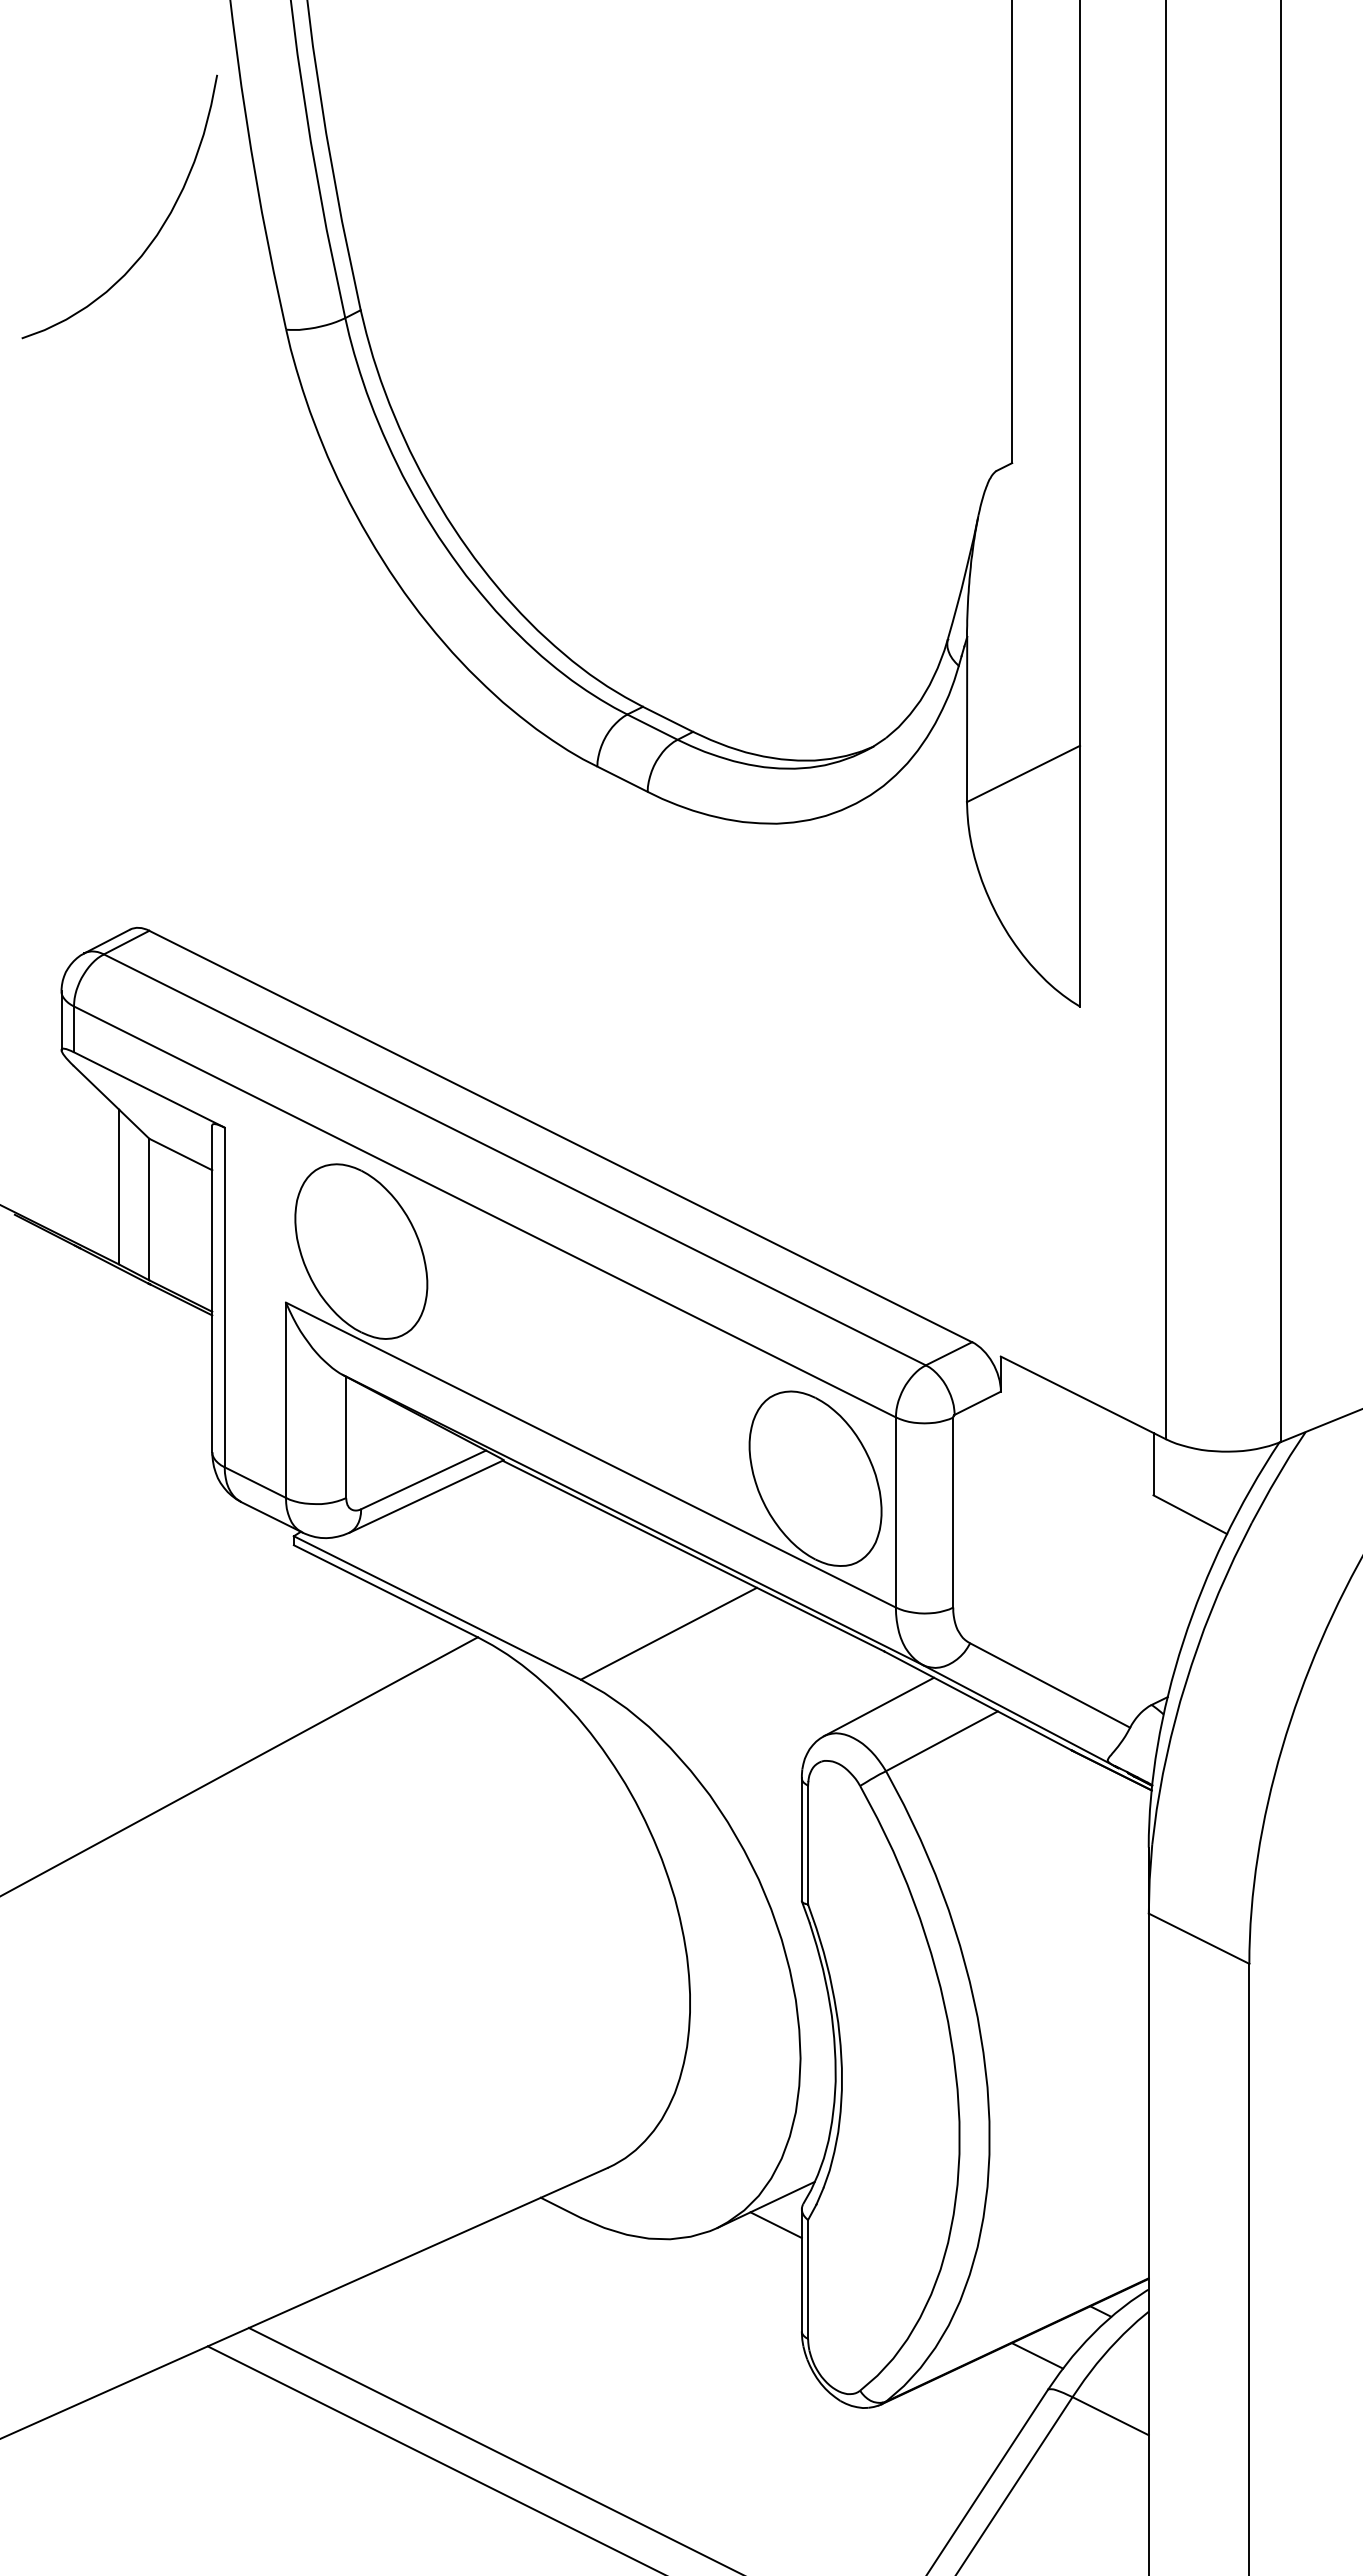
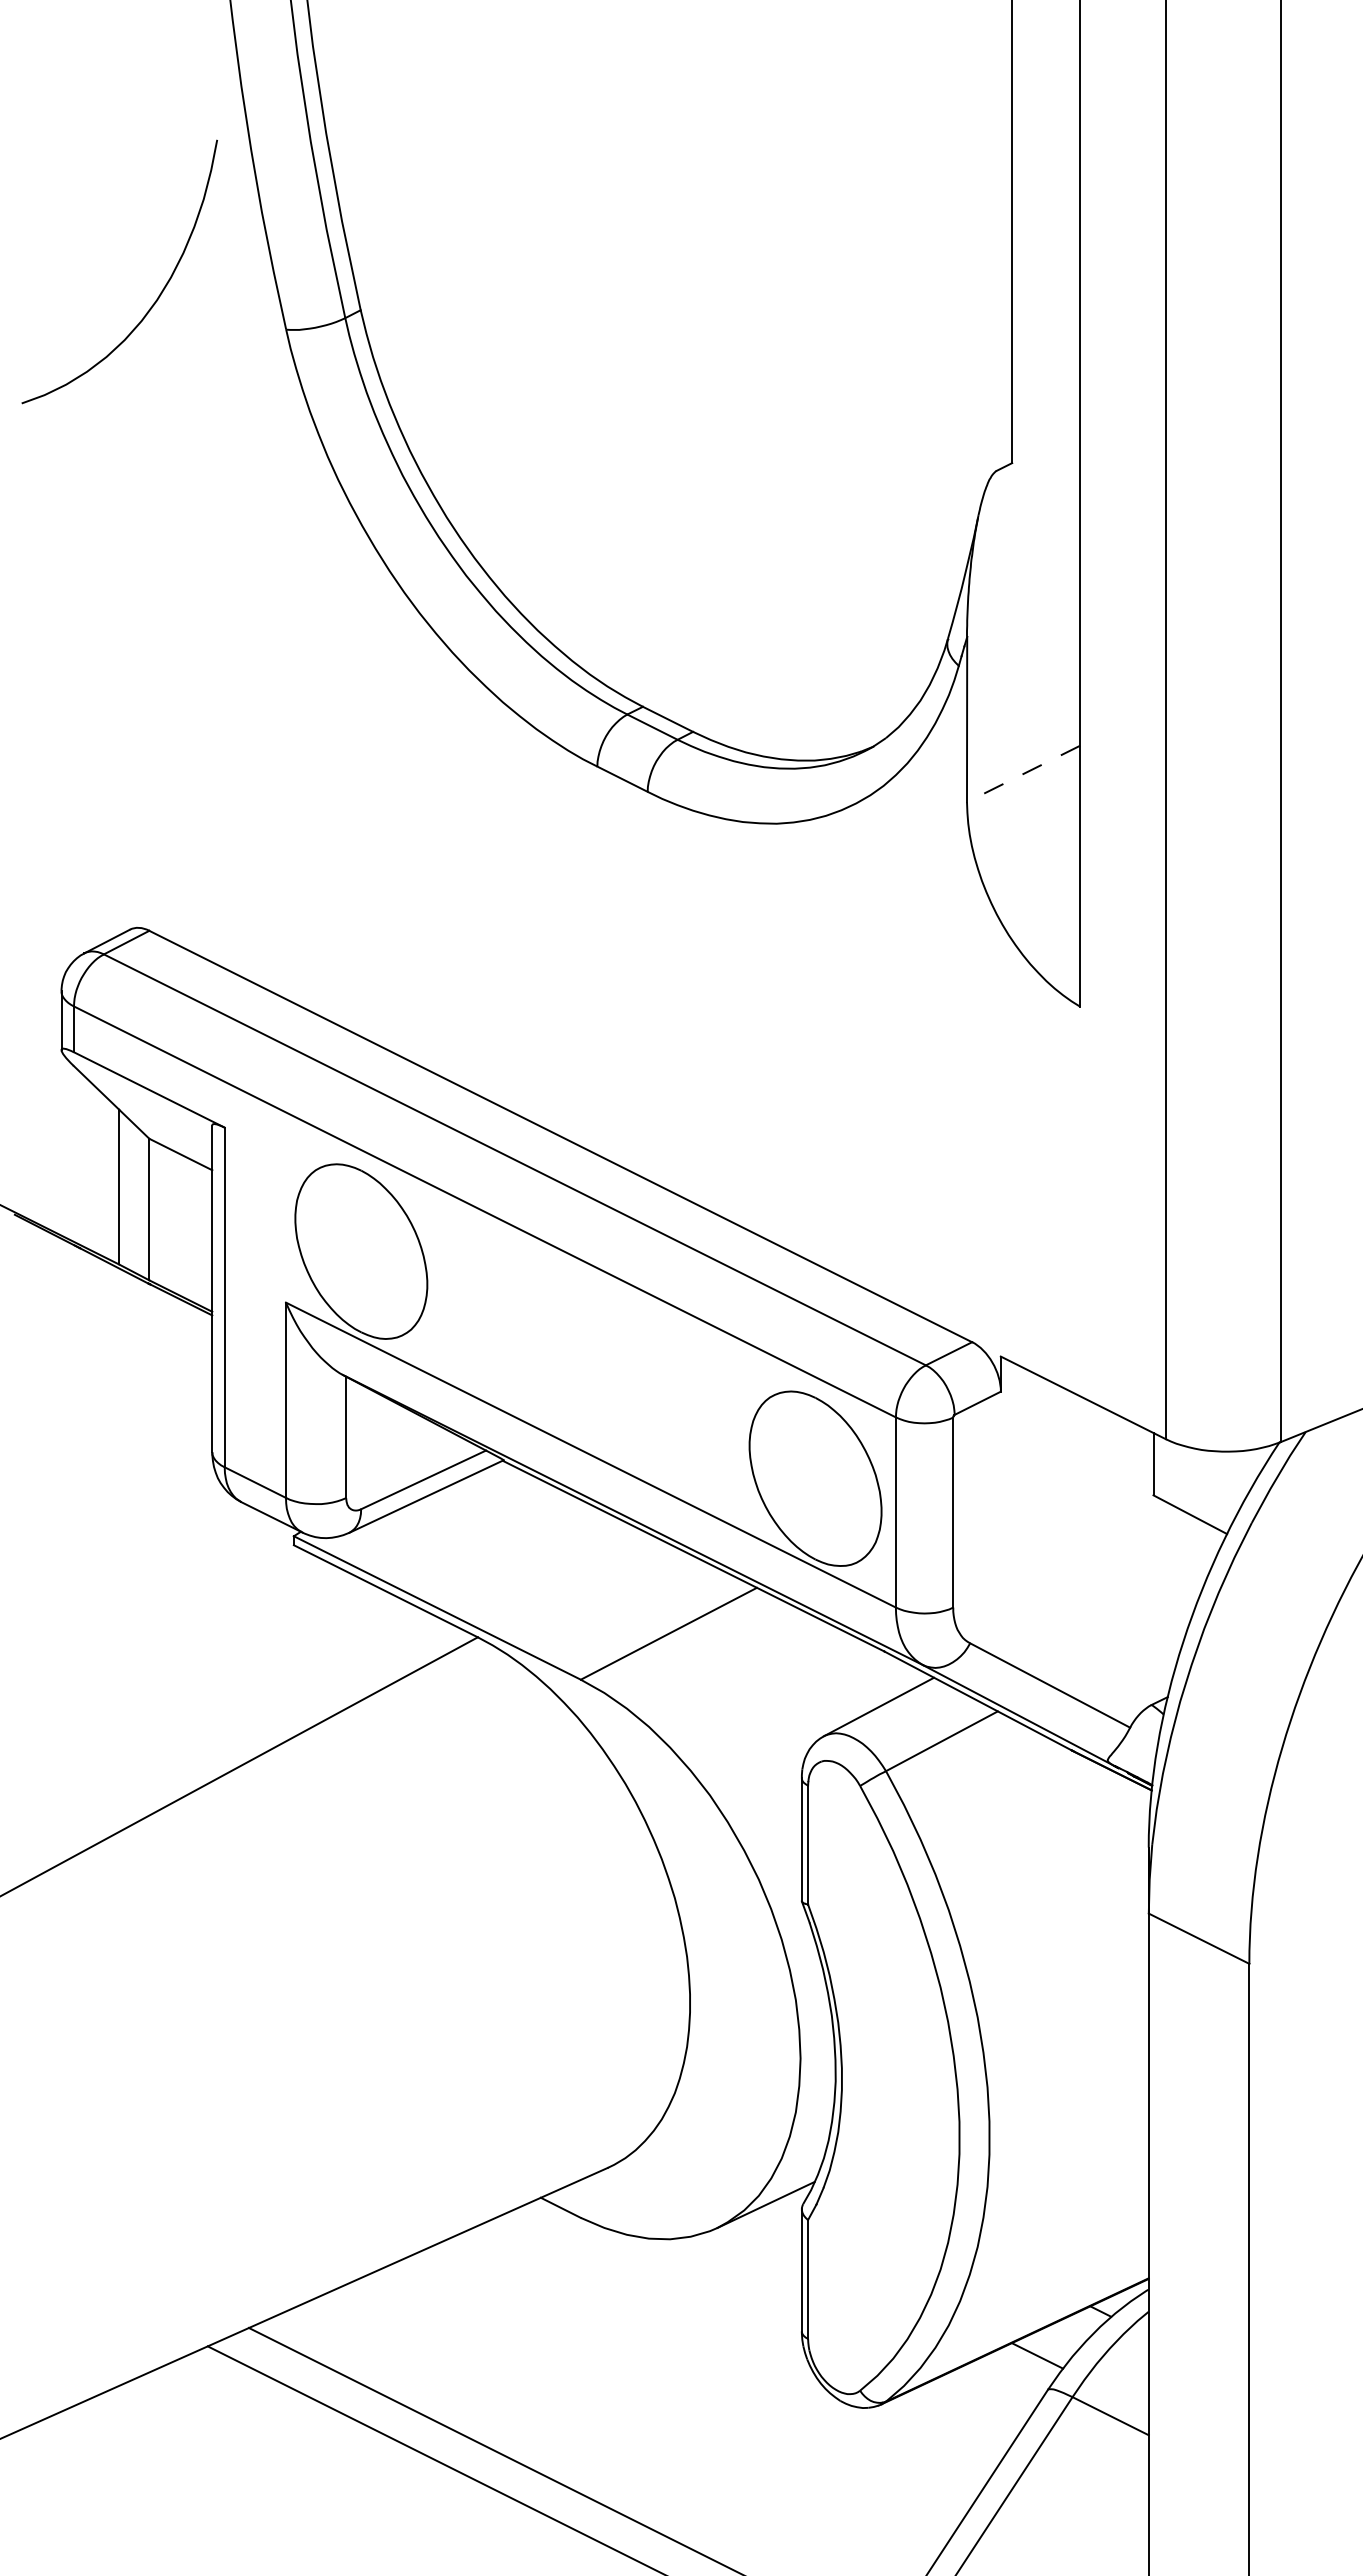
curve position: (158, 230) -> (158, 295) (158, 295)
line: solid -> dashed (1023, 774)
line: present -> none (775, 2225)
